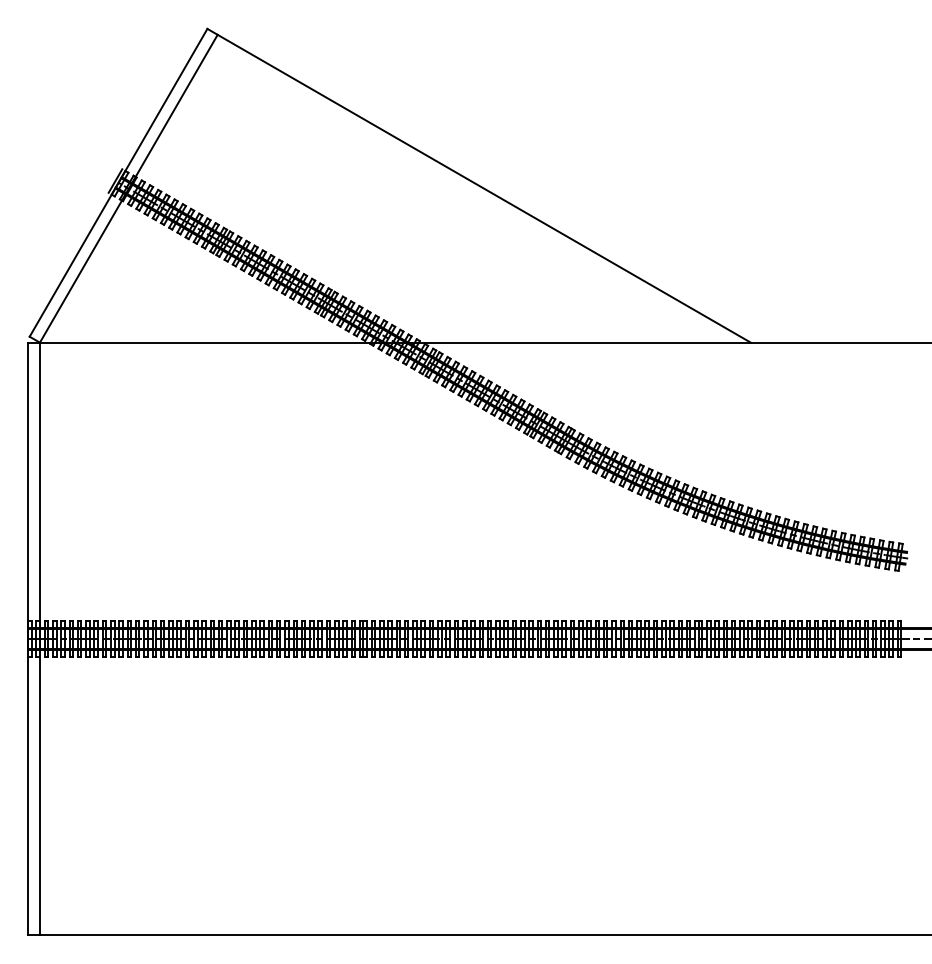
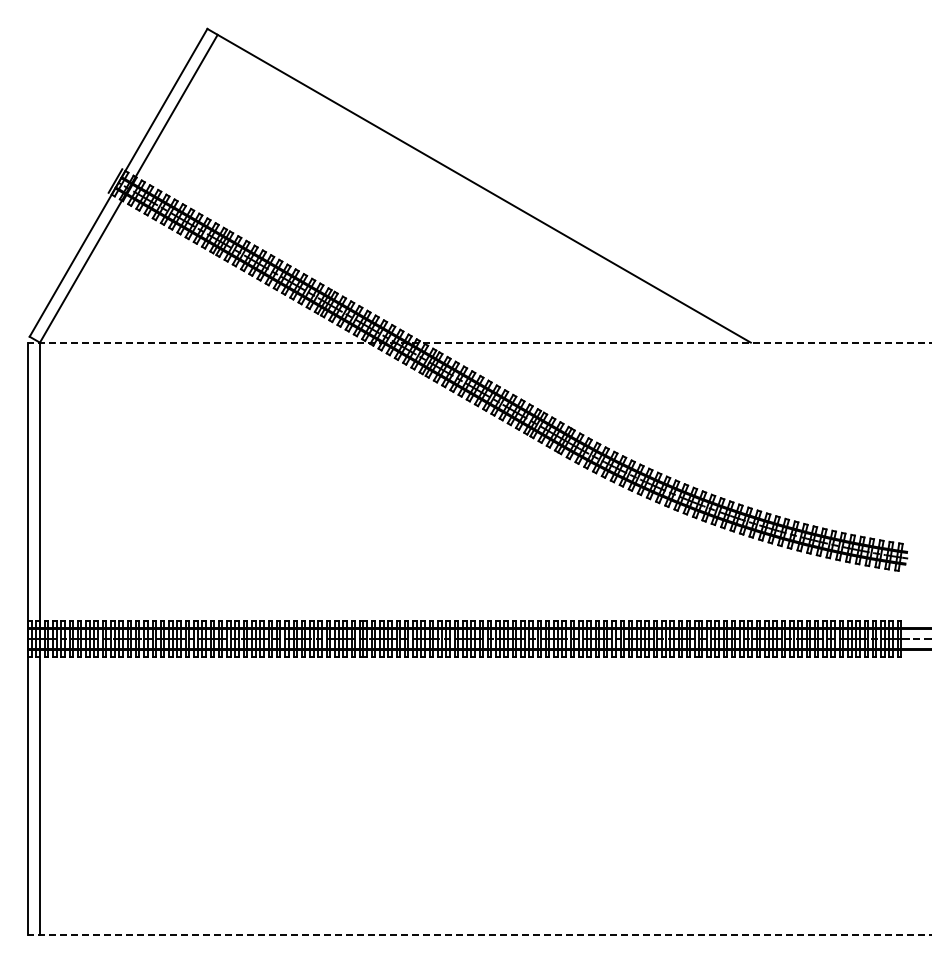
line: solid -> dashed (479, 342)
line: solid -> dashed (479, 935)
